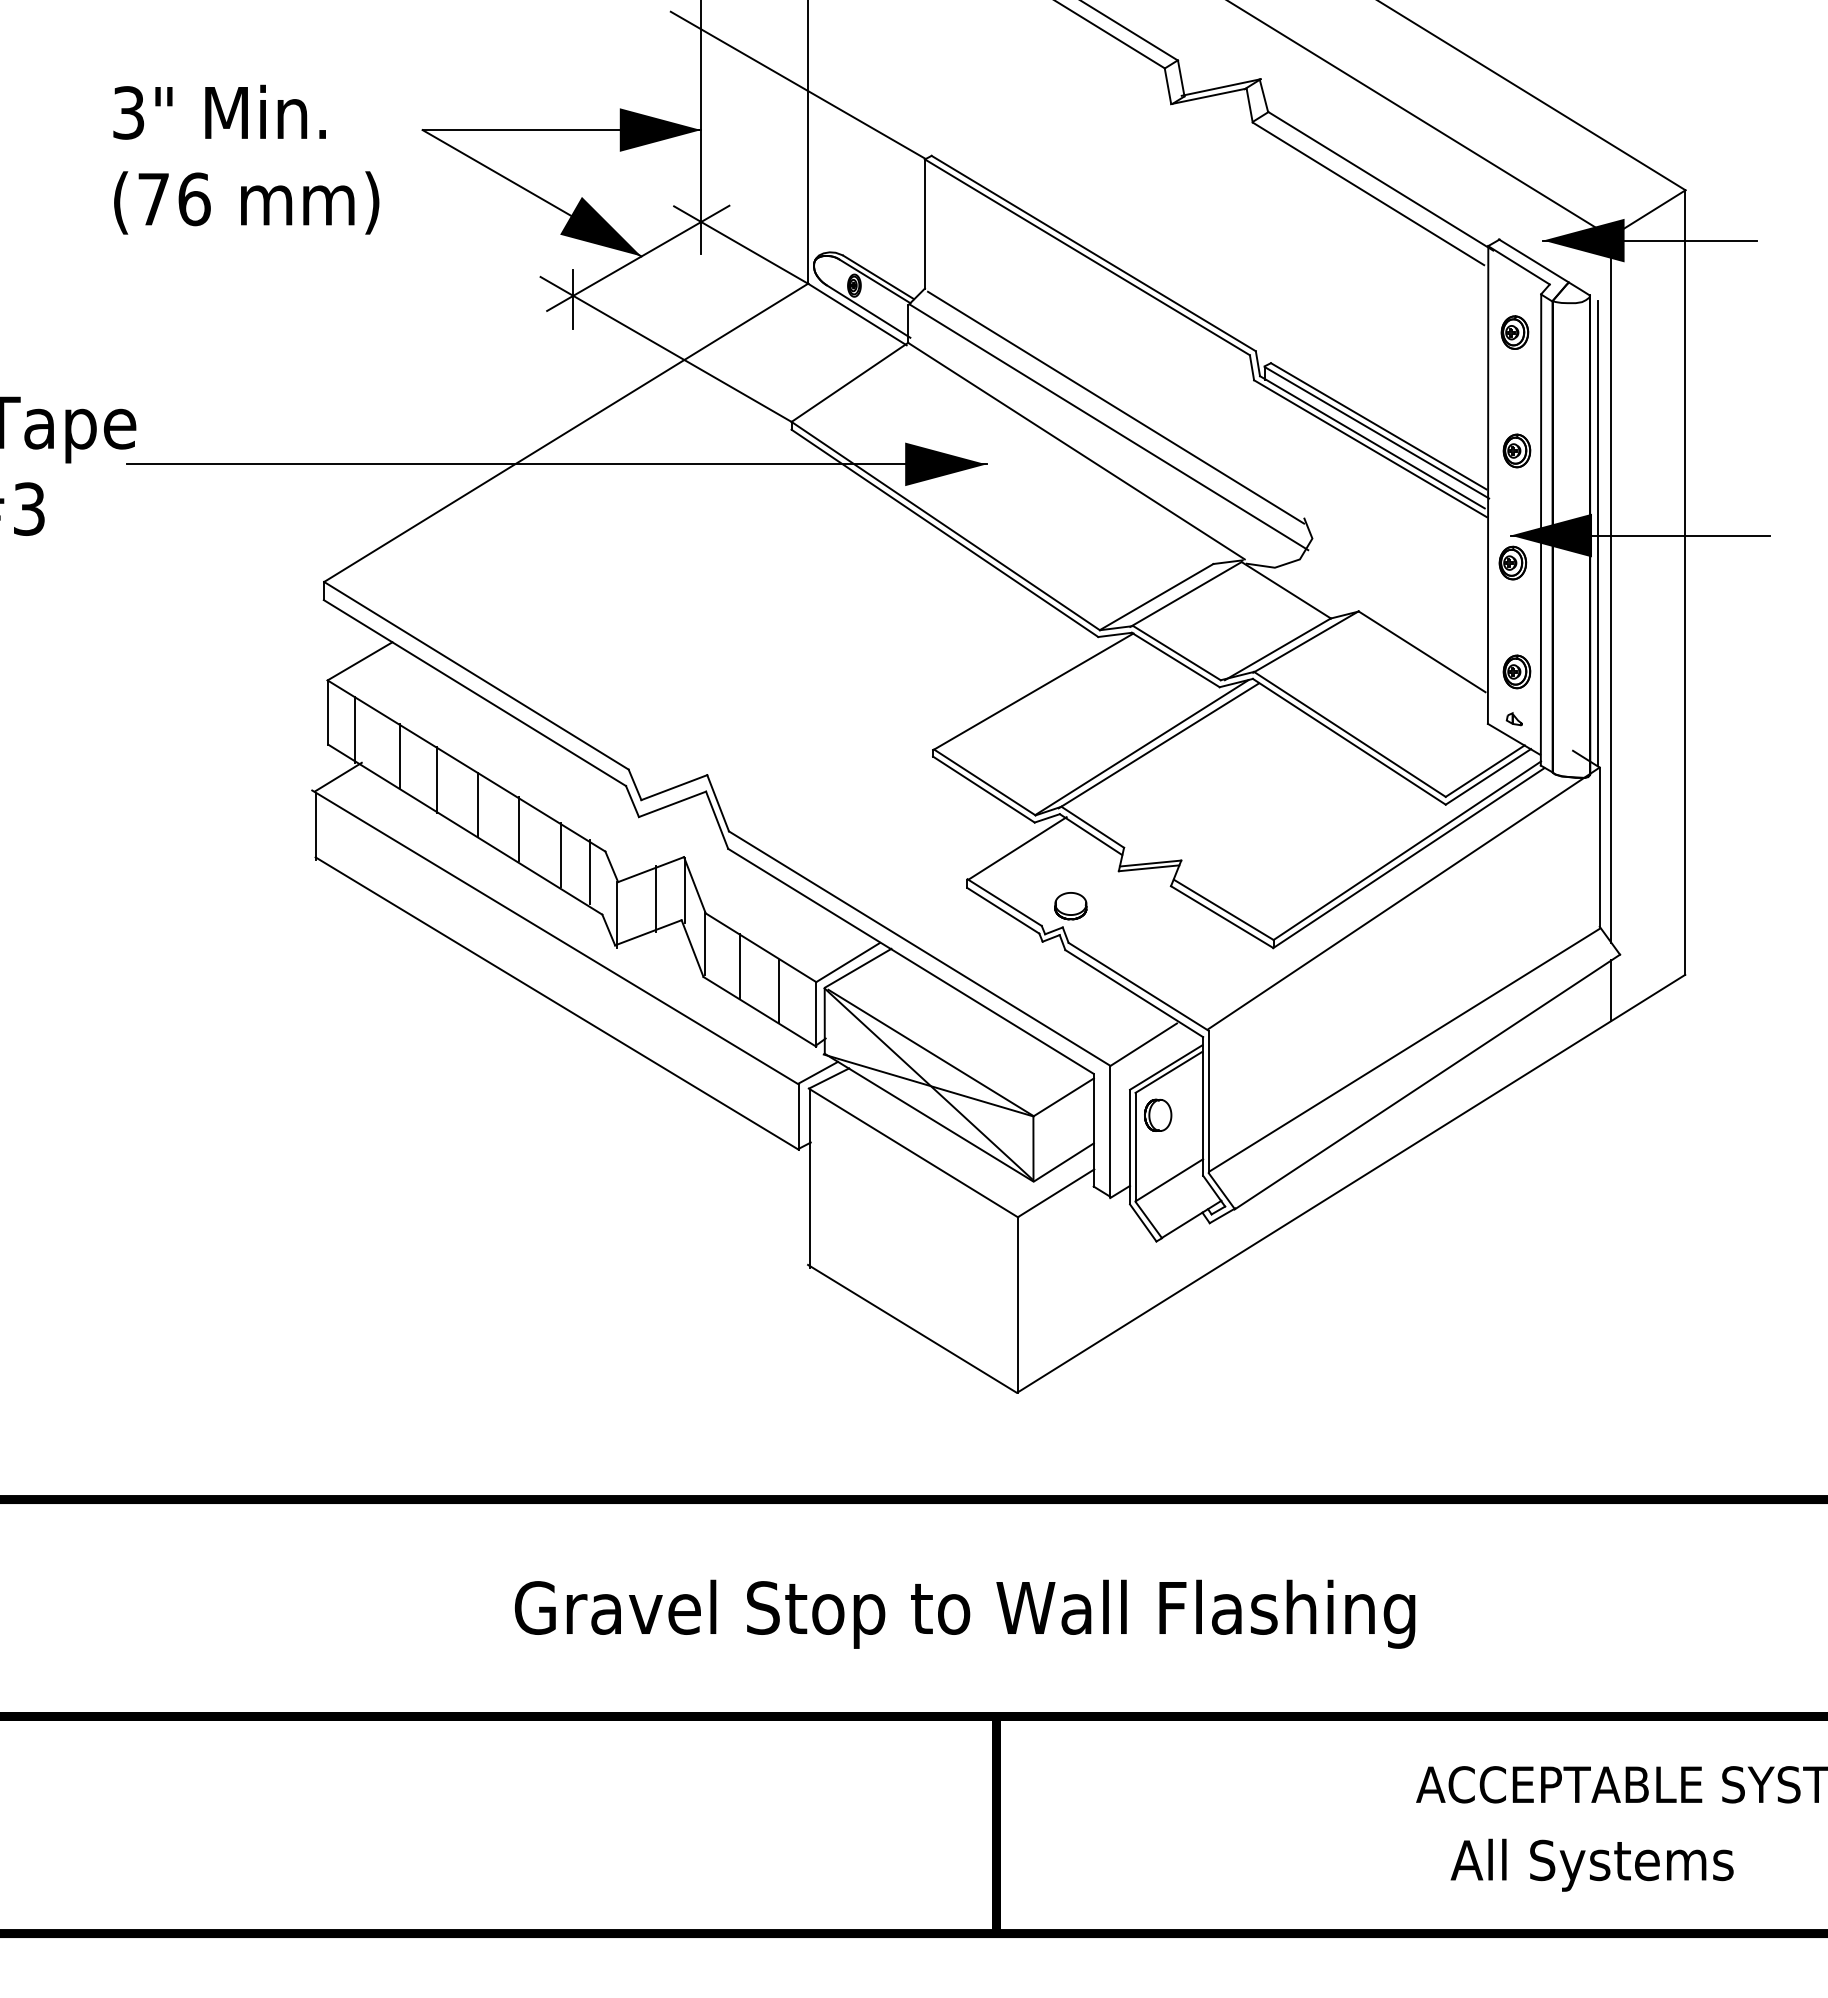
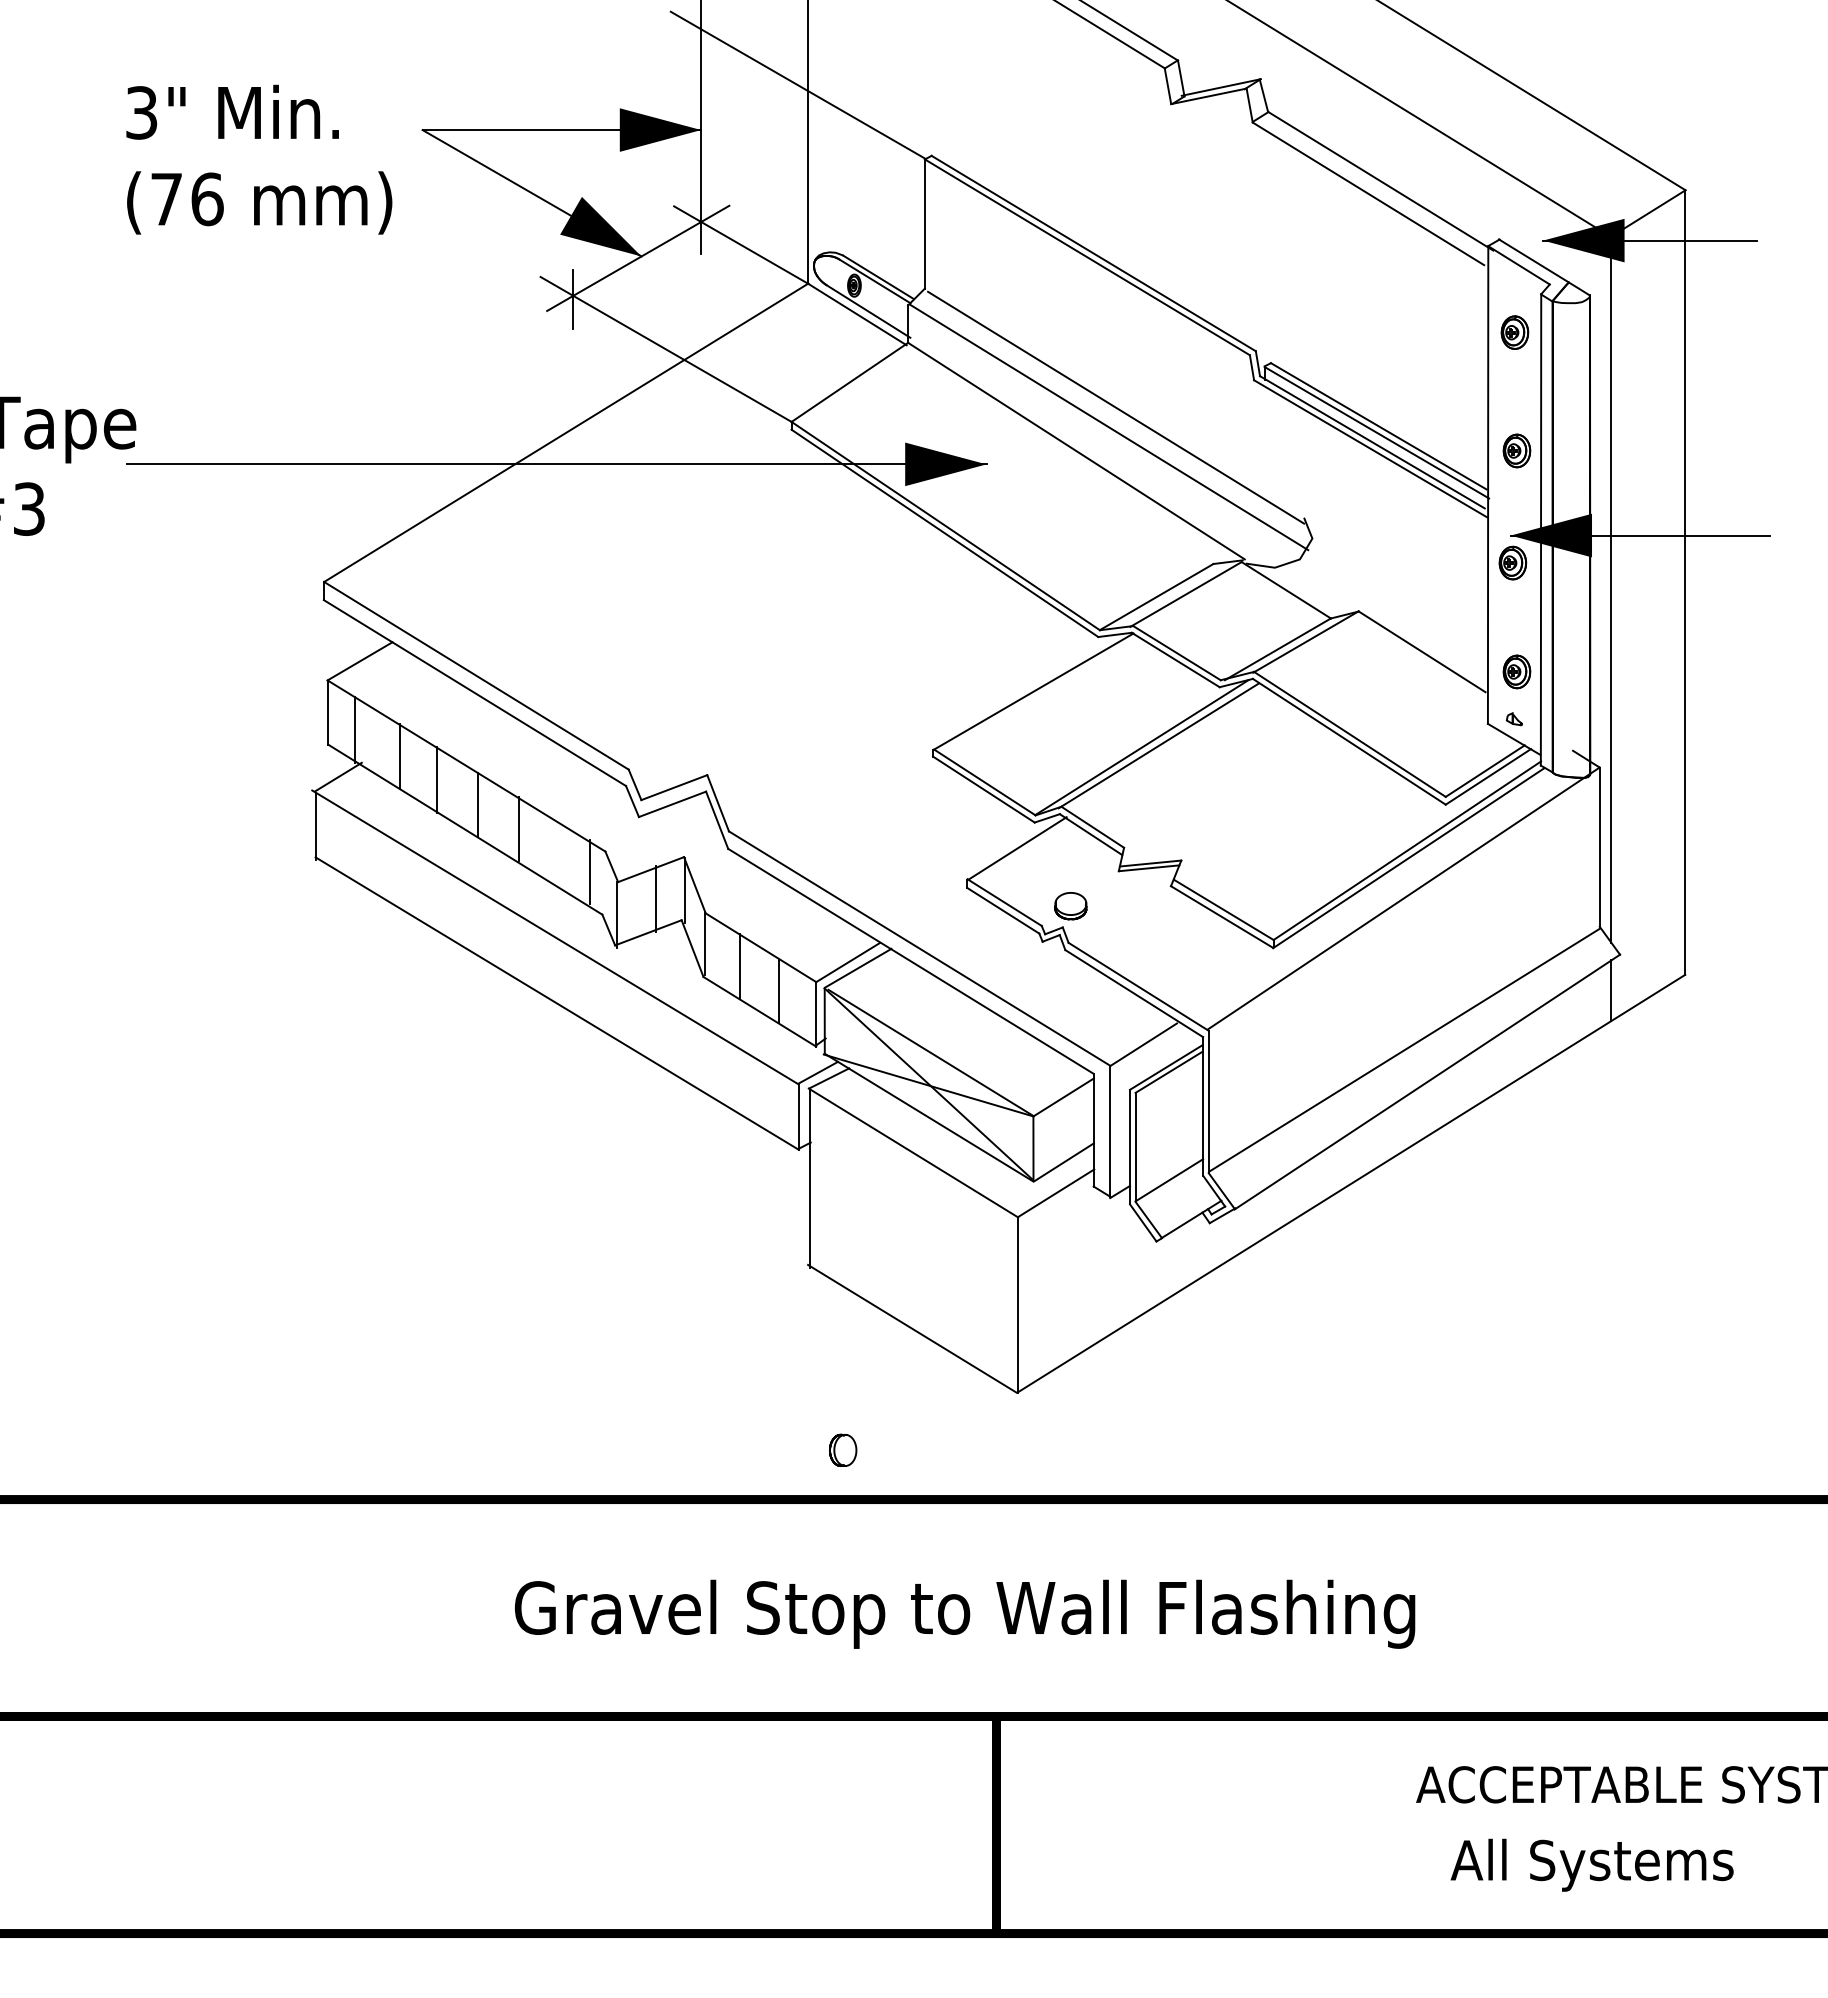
text position: (246, 159) -> (259, 159) (259, 159)
line: present -> none (1598, 532)
line: present -> none (561, 855)
part position: (1158, 1114) -> (843, 1449) (843, 1449)
